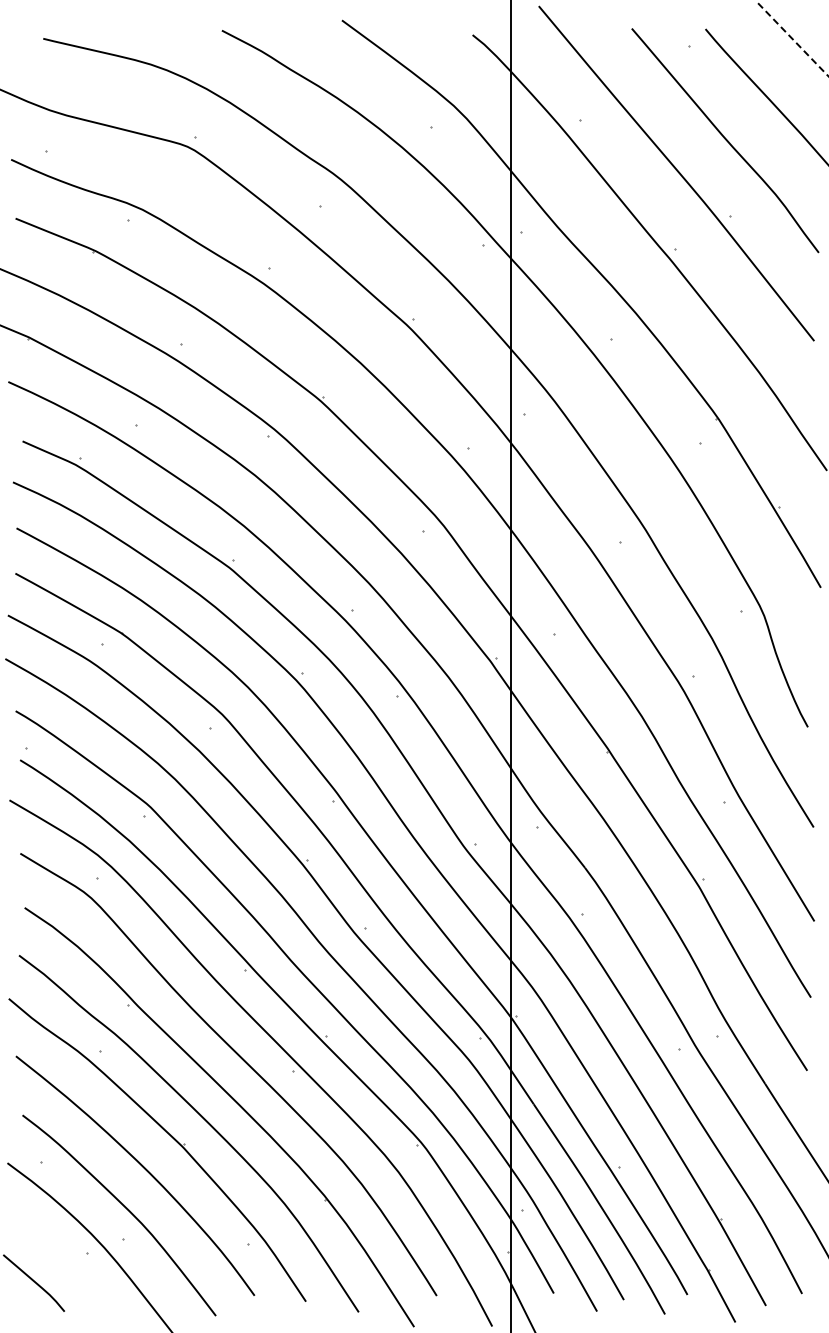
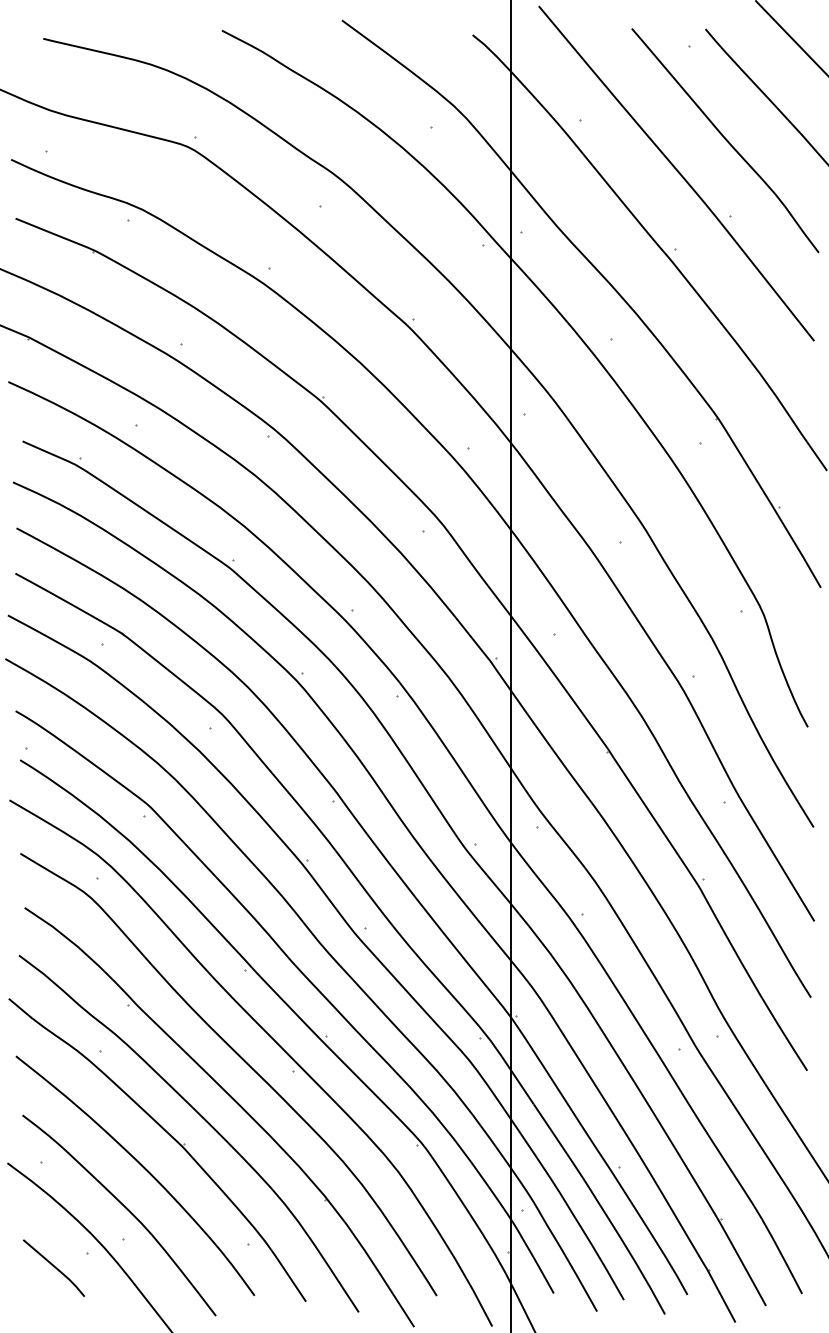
line: dashed -> solid (792, 38)
curve position: (33, 1282) -> (53, 1267) (53, 1267)
